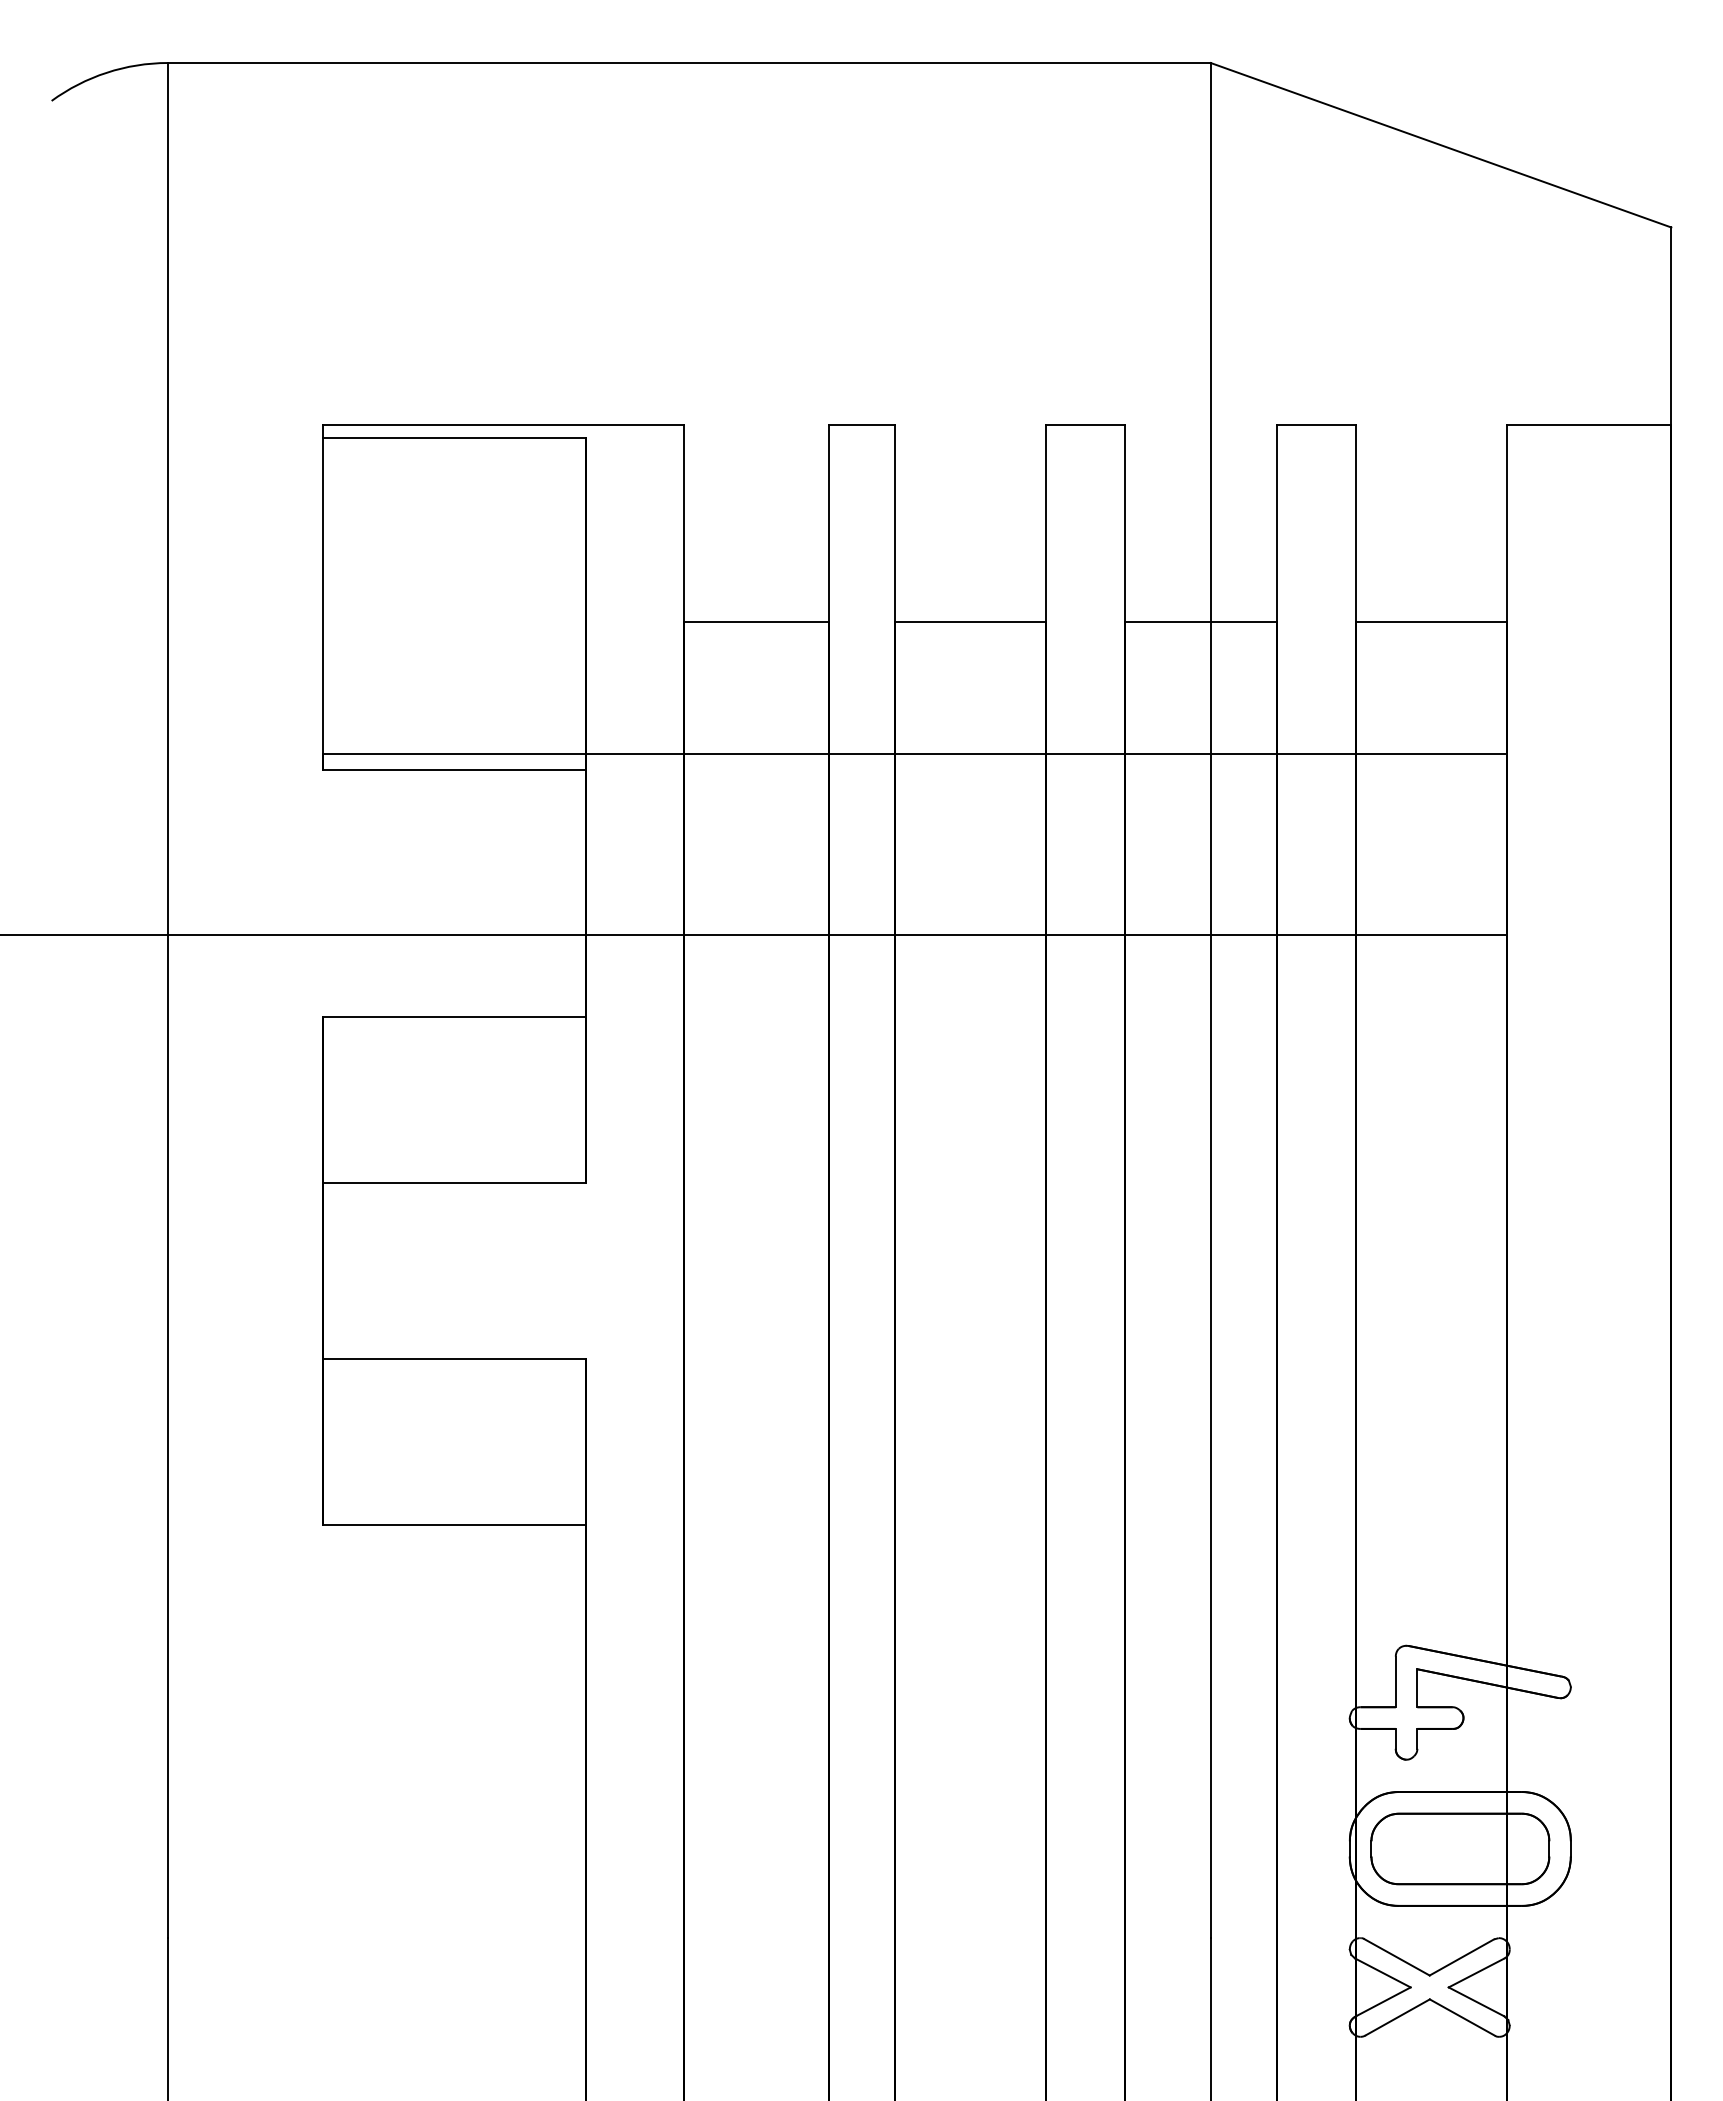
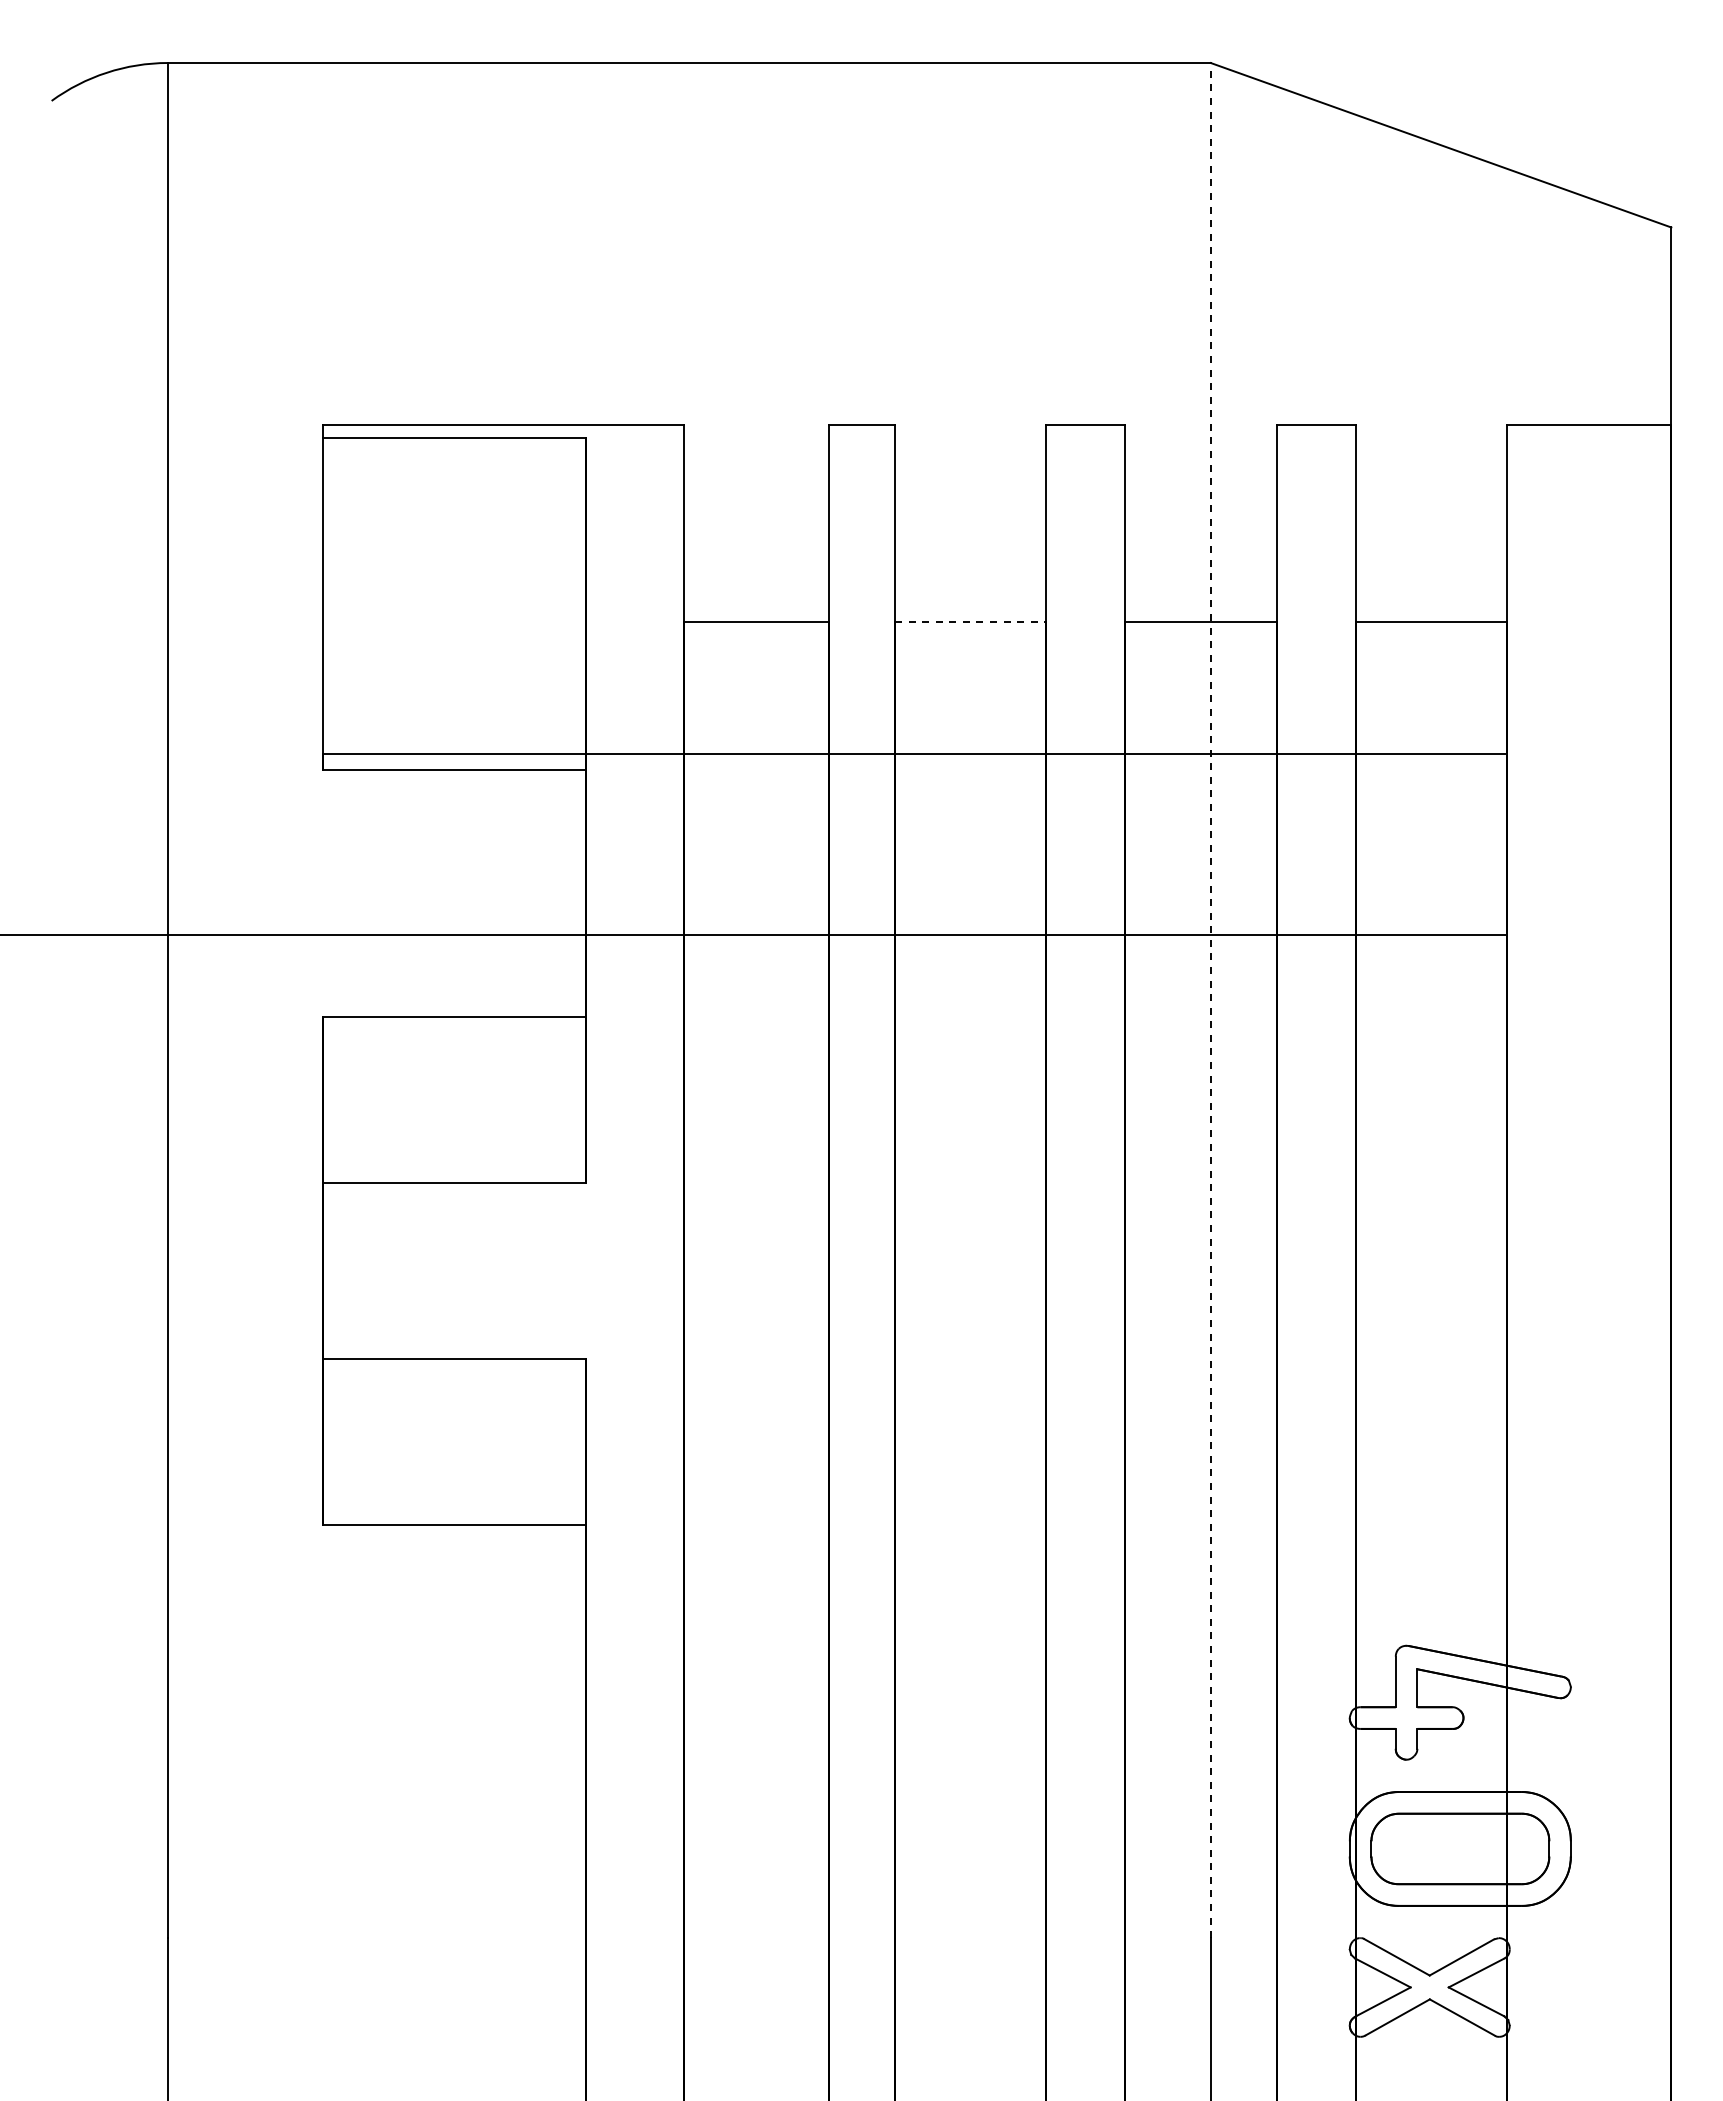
line: solid -> dashed (970, 622)
line: solid -> dashed (1210, 1000)
